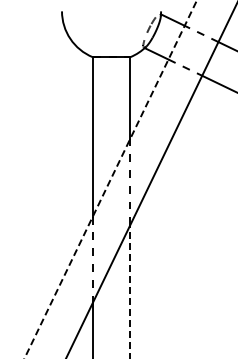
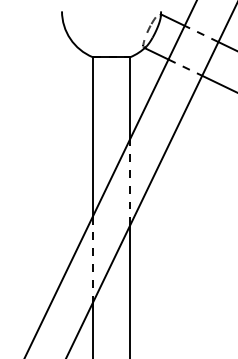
line: dashed -> solid (110, 180)
line: dashed -> solid (130, 291)
